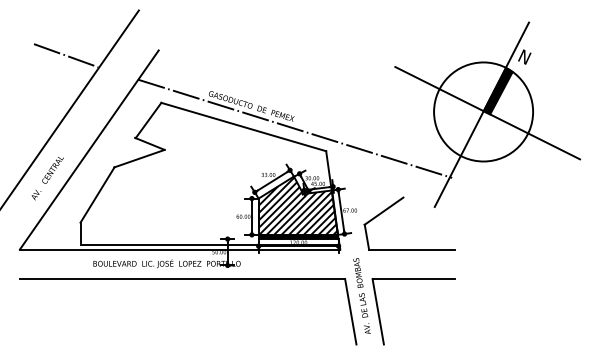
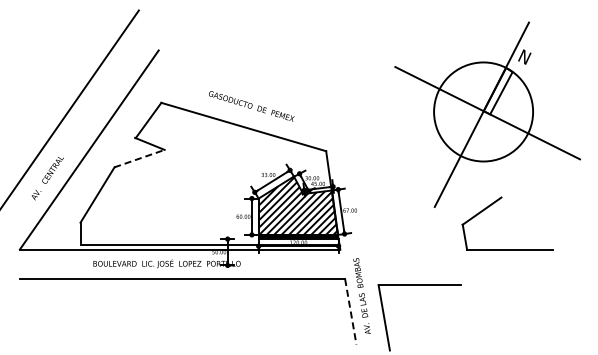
line: present -> none (66, 55)
fill: present -> none (497, 90)
line: present -> none (295, 128)
line: solid -> dashed (139, 158)
part position: (395, 204) -> (493, 204) (493, 204)
part position: (413, 279) -> (419, 285) (419, 285)
line: solid -> dashed (350, 312)
